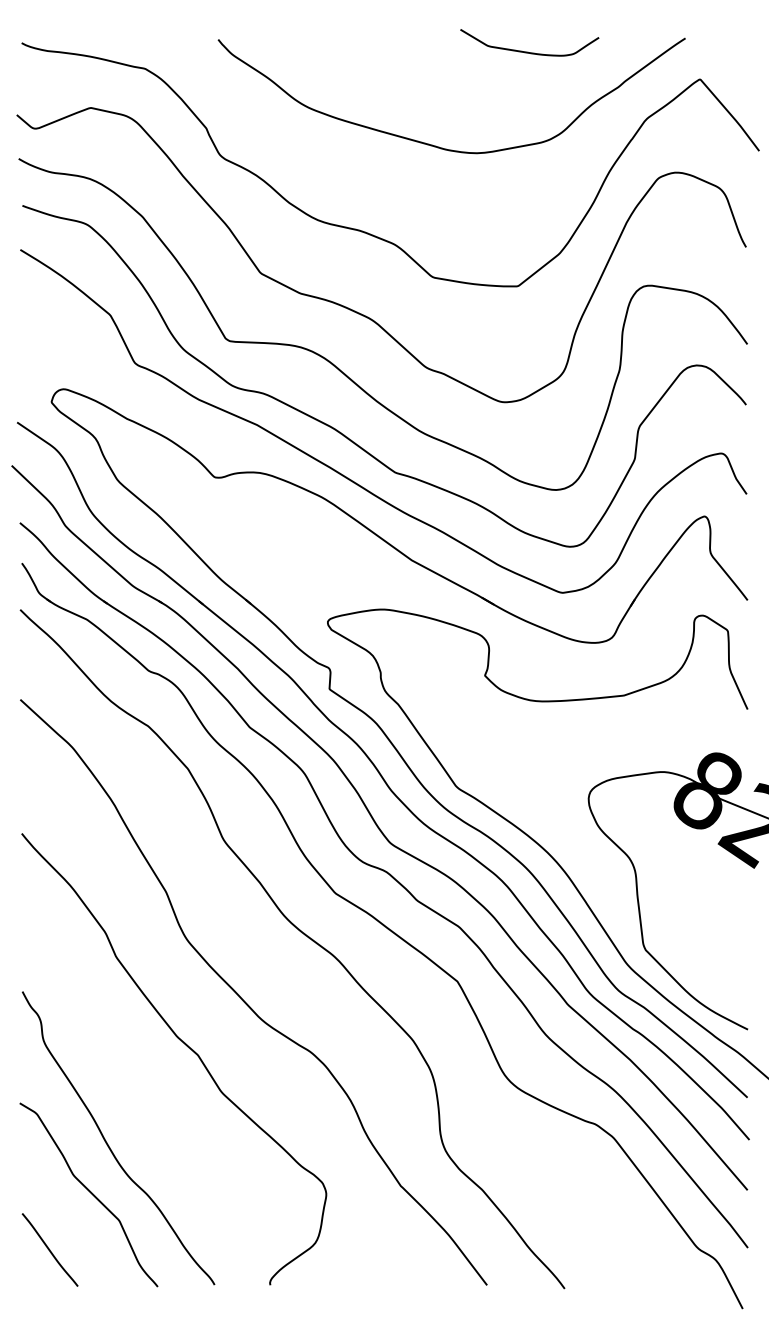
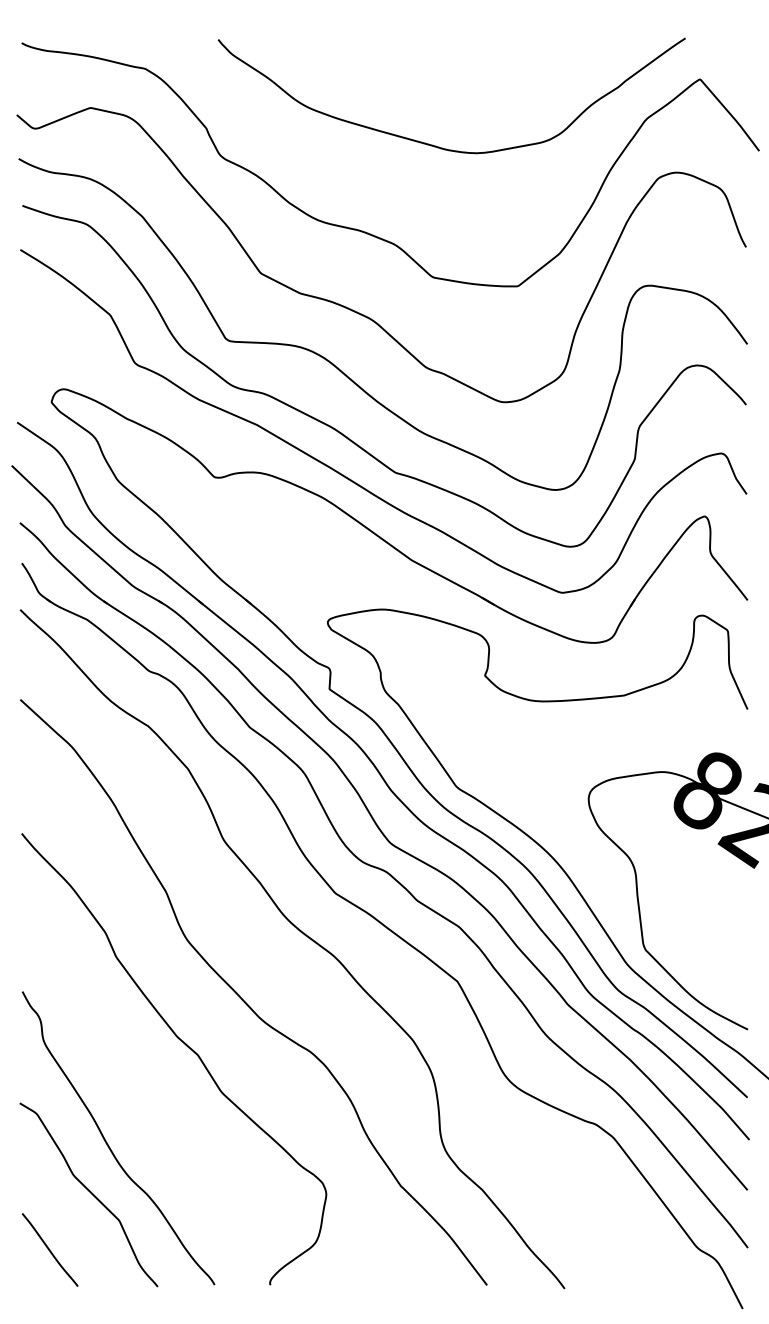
curve: present -> none (528, 51)
